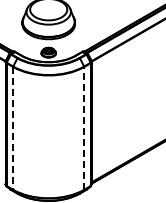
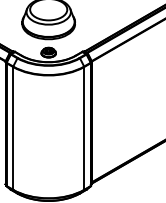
line: dashed -> solid (84, 127)
line: dashed -> solid (13, 128)
